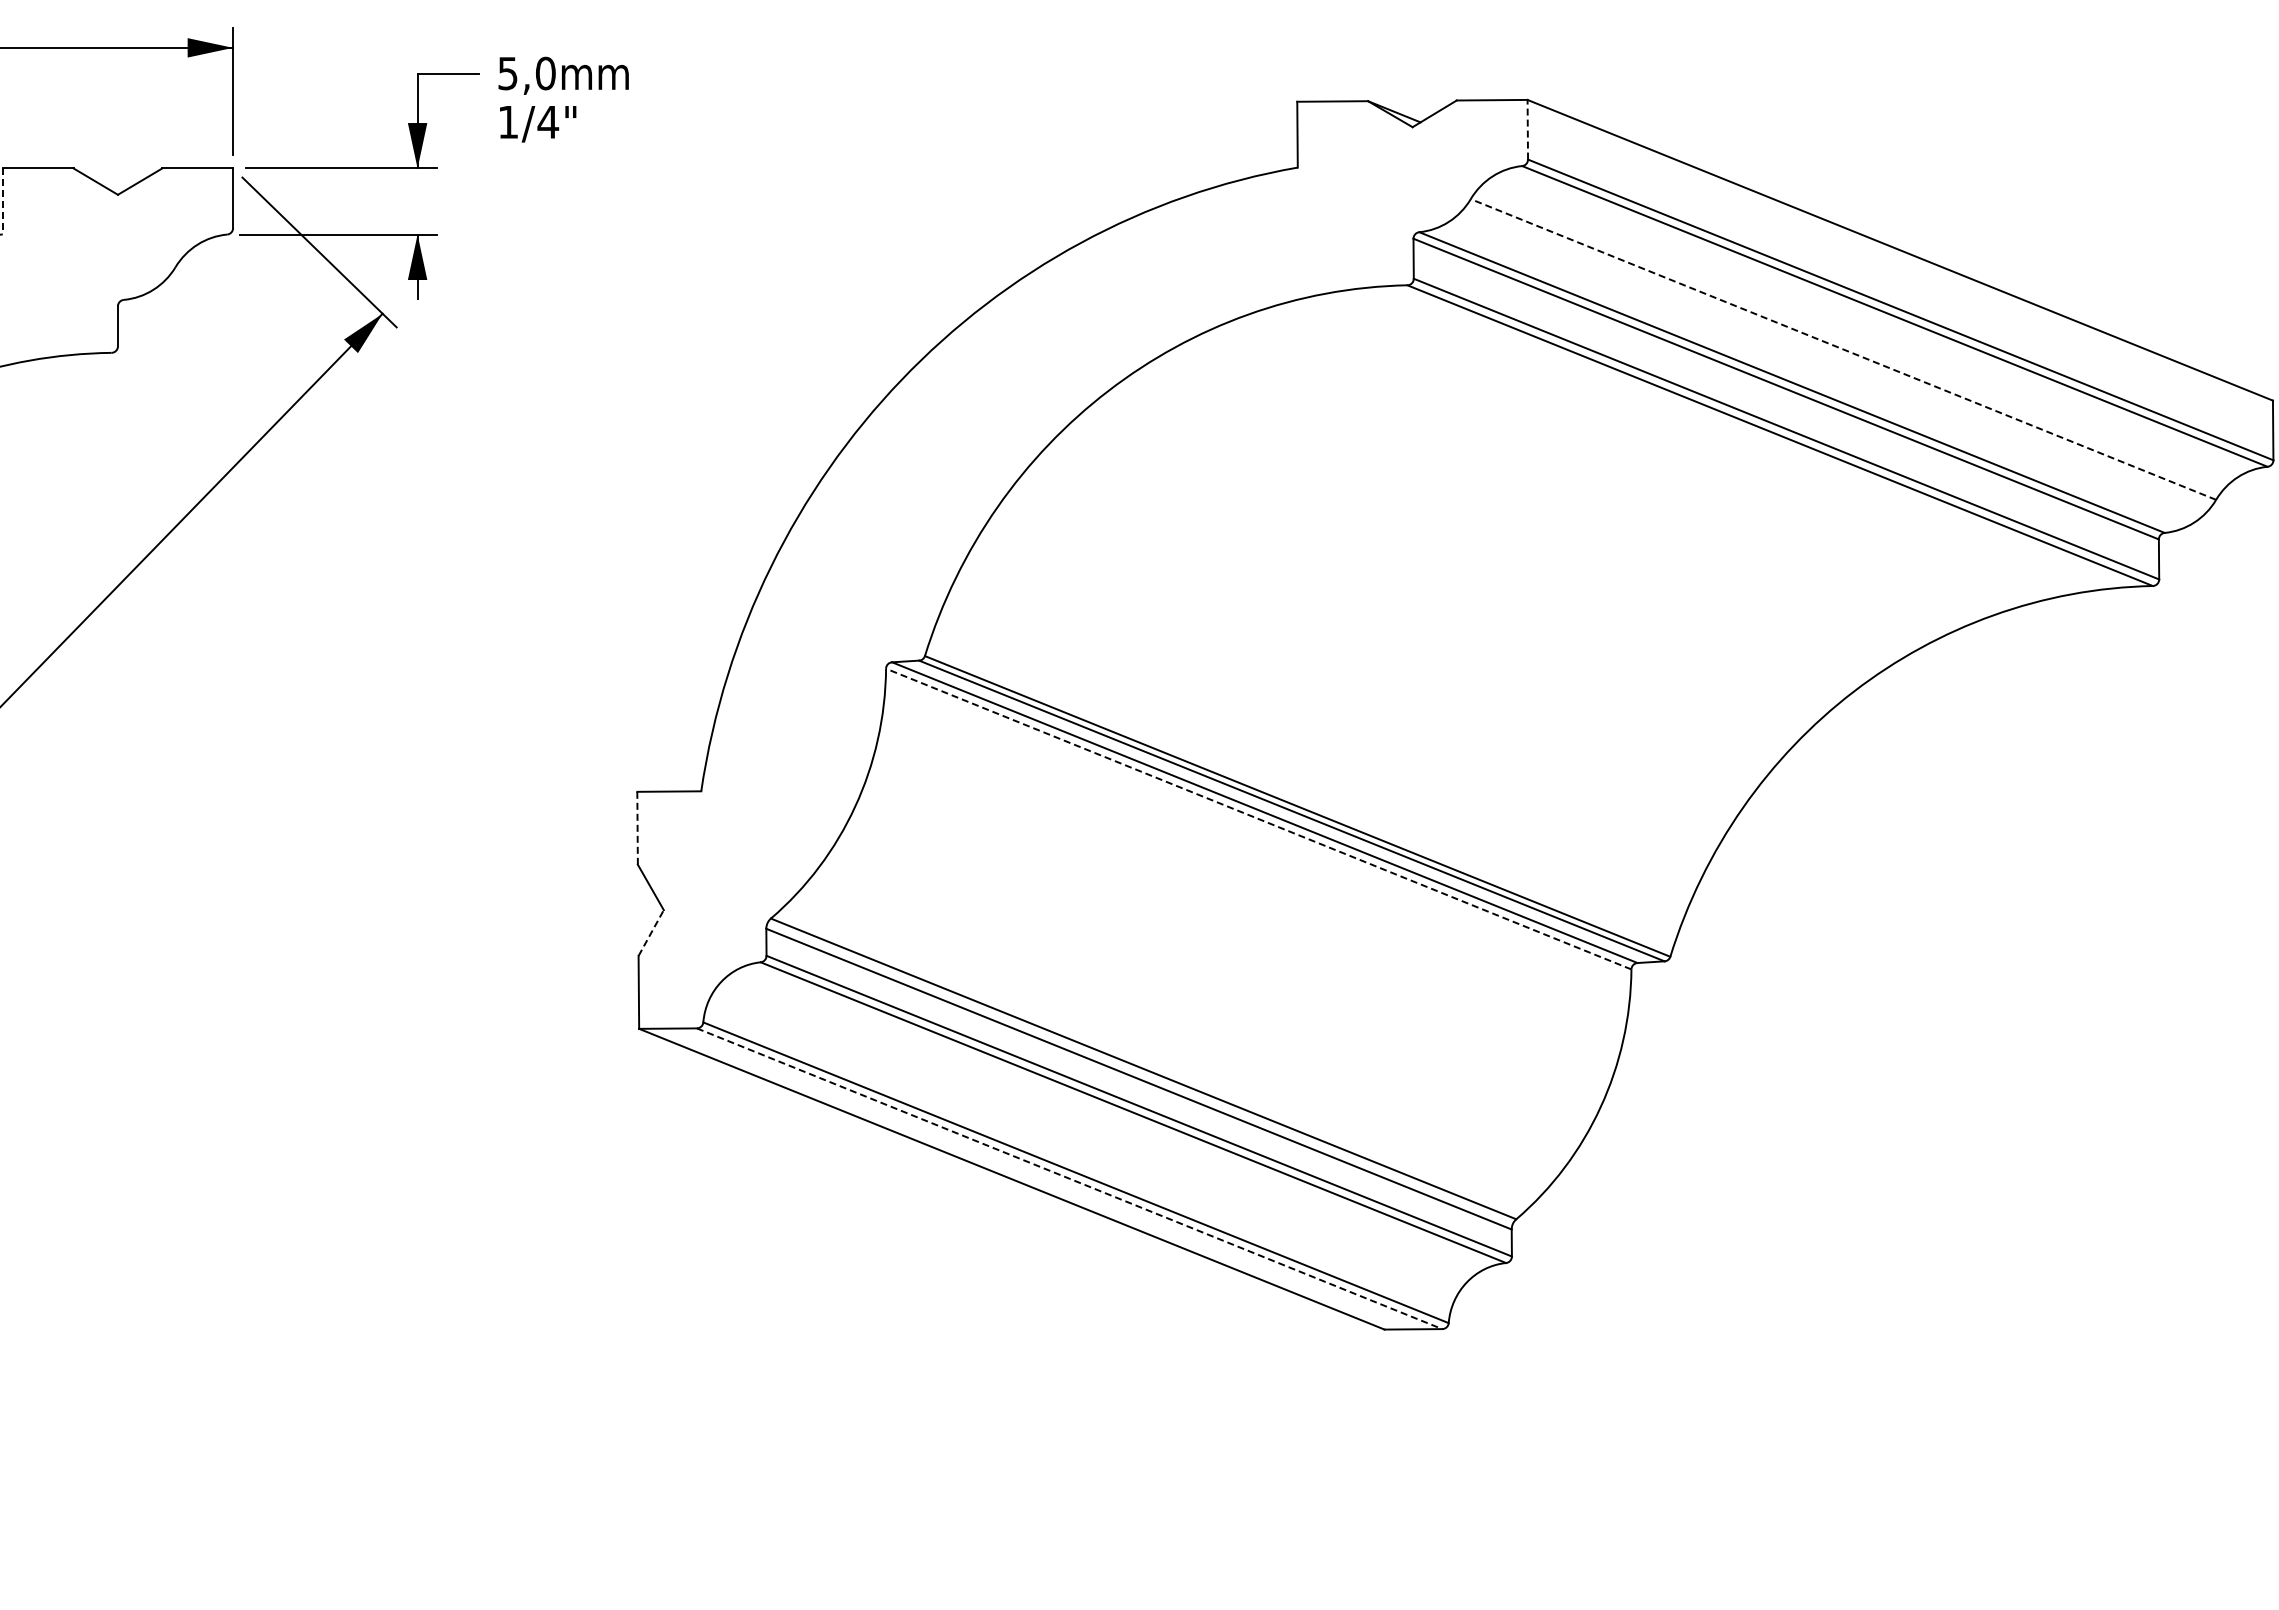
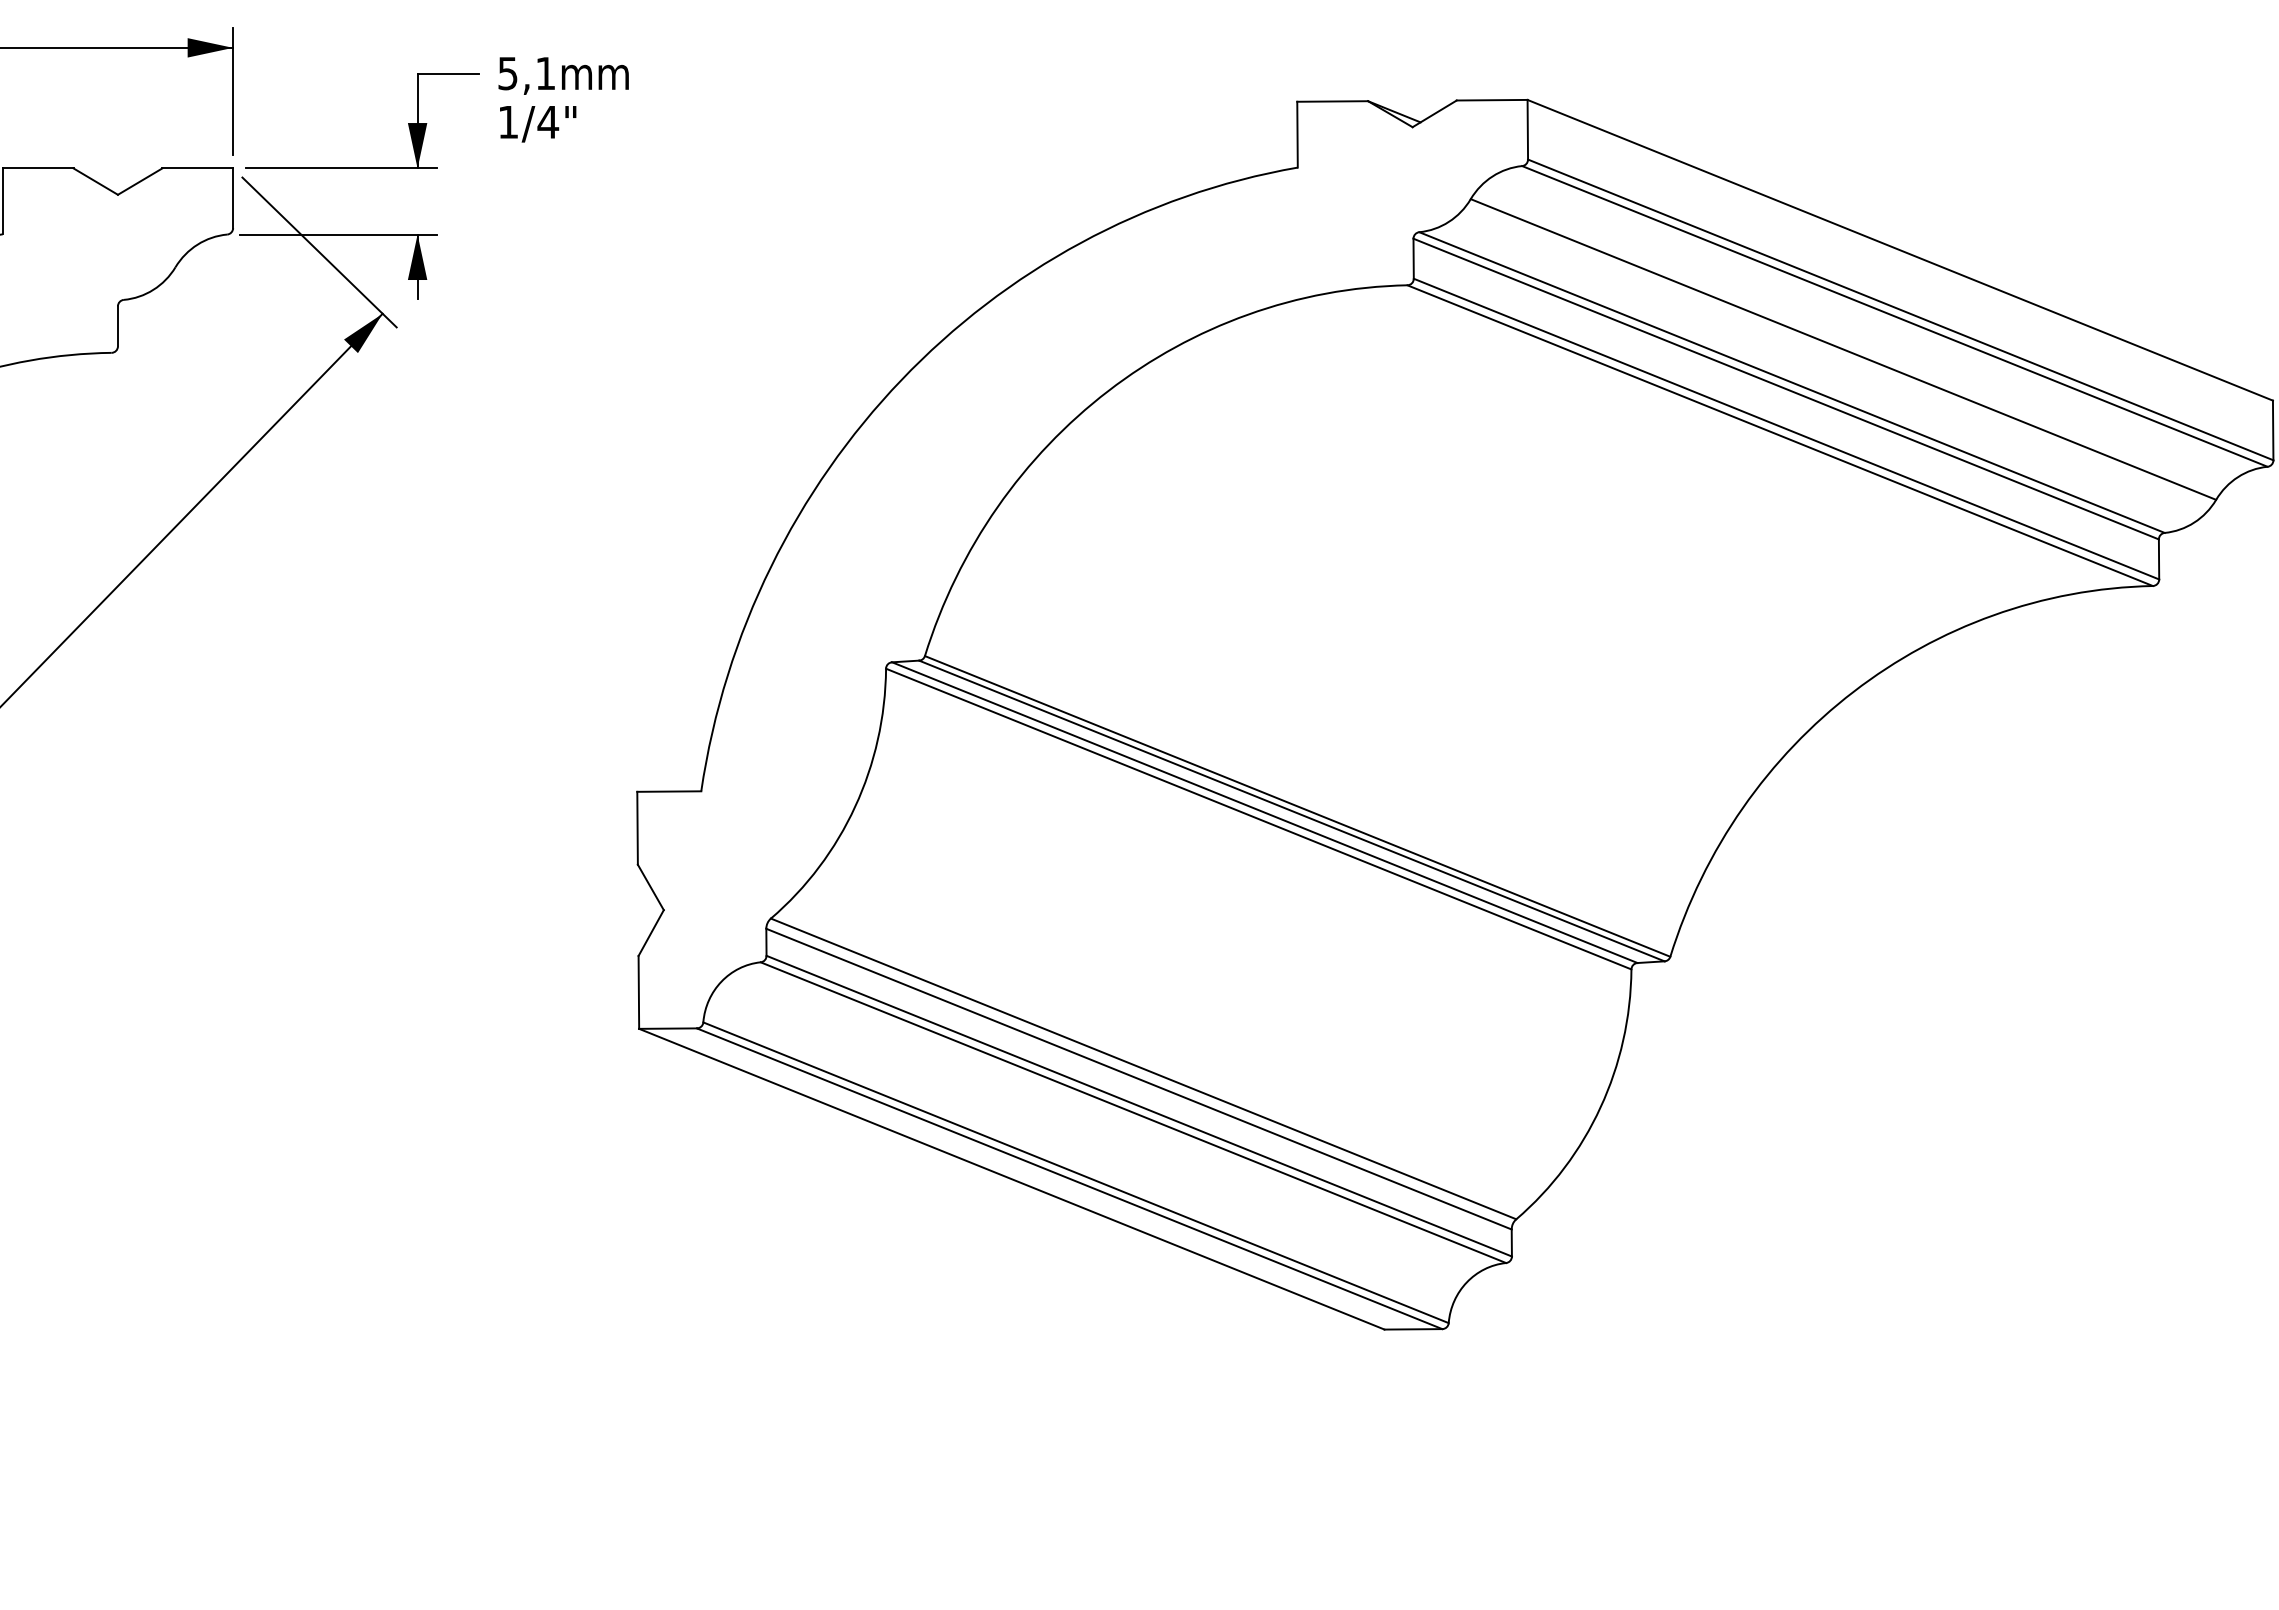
text: 5,0 -> 5,1 (545, 73)
line: dashed -> solid (1527, 129)
line: dashed -> solid (2, 201)
line: dashed -> solid (1843, 349)
line: dashed -> solid (1258, 819)
line: dashed -> solid (637, 828)
line: dashed -> solid (651, 932)
line: dashed -> solid (1069, 1178)
